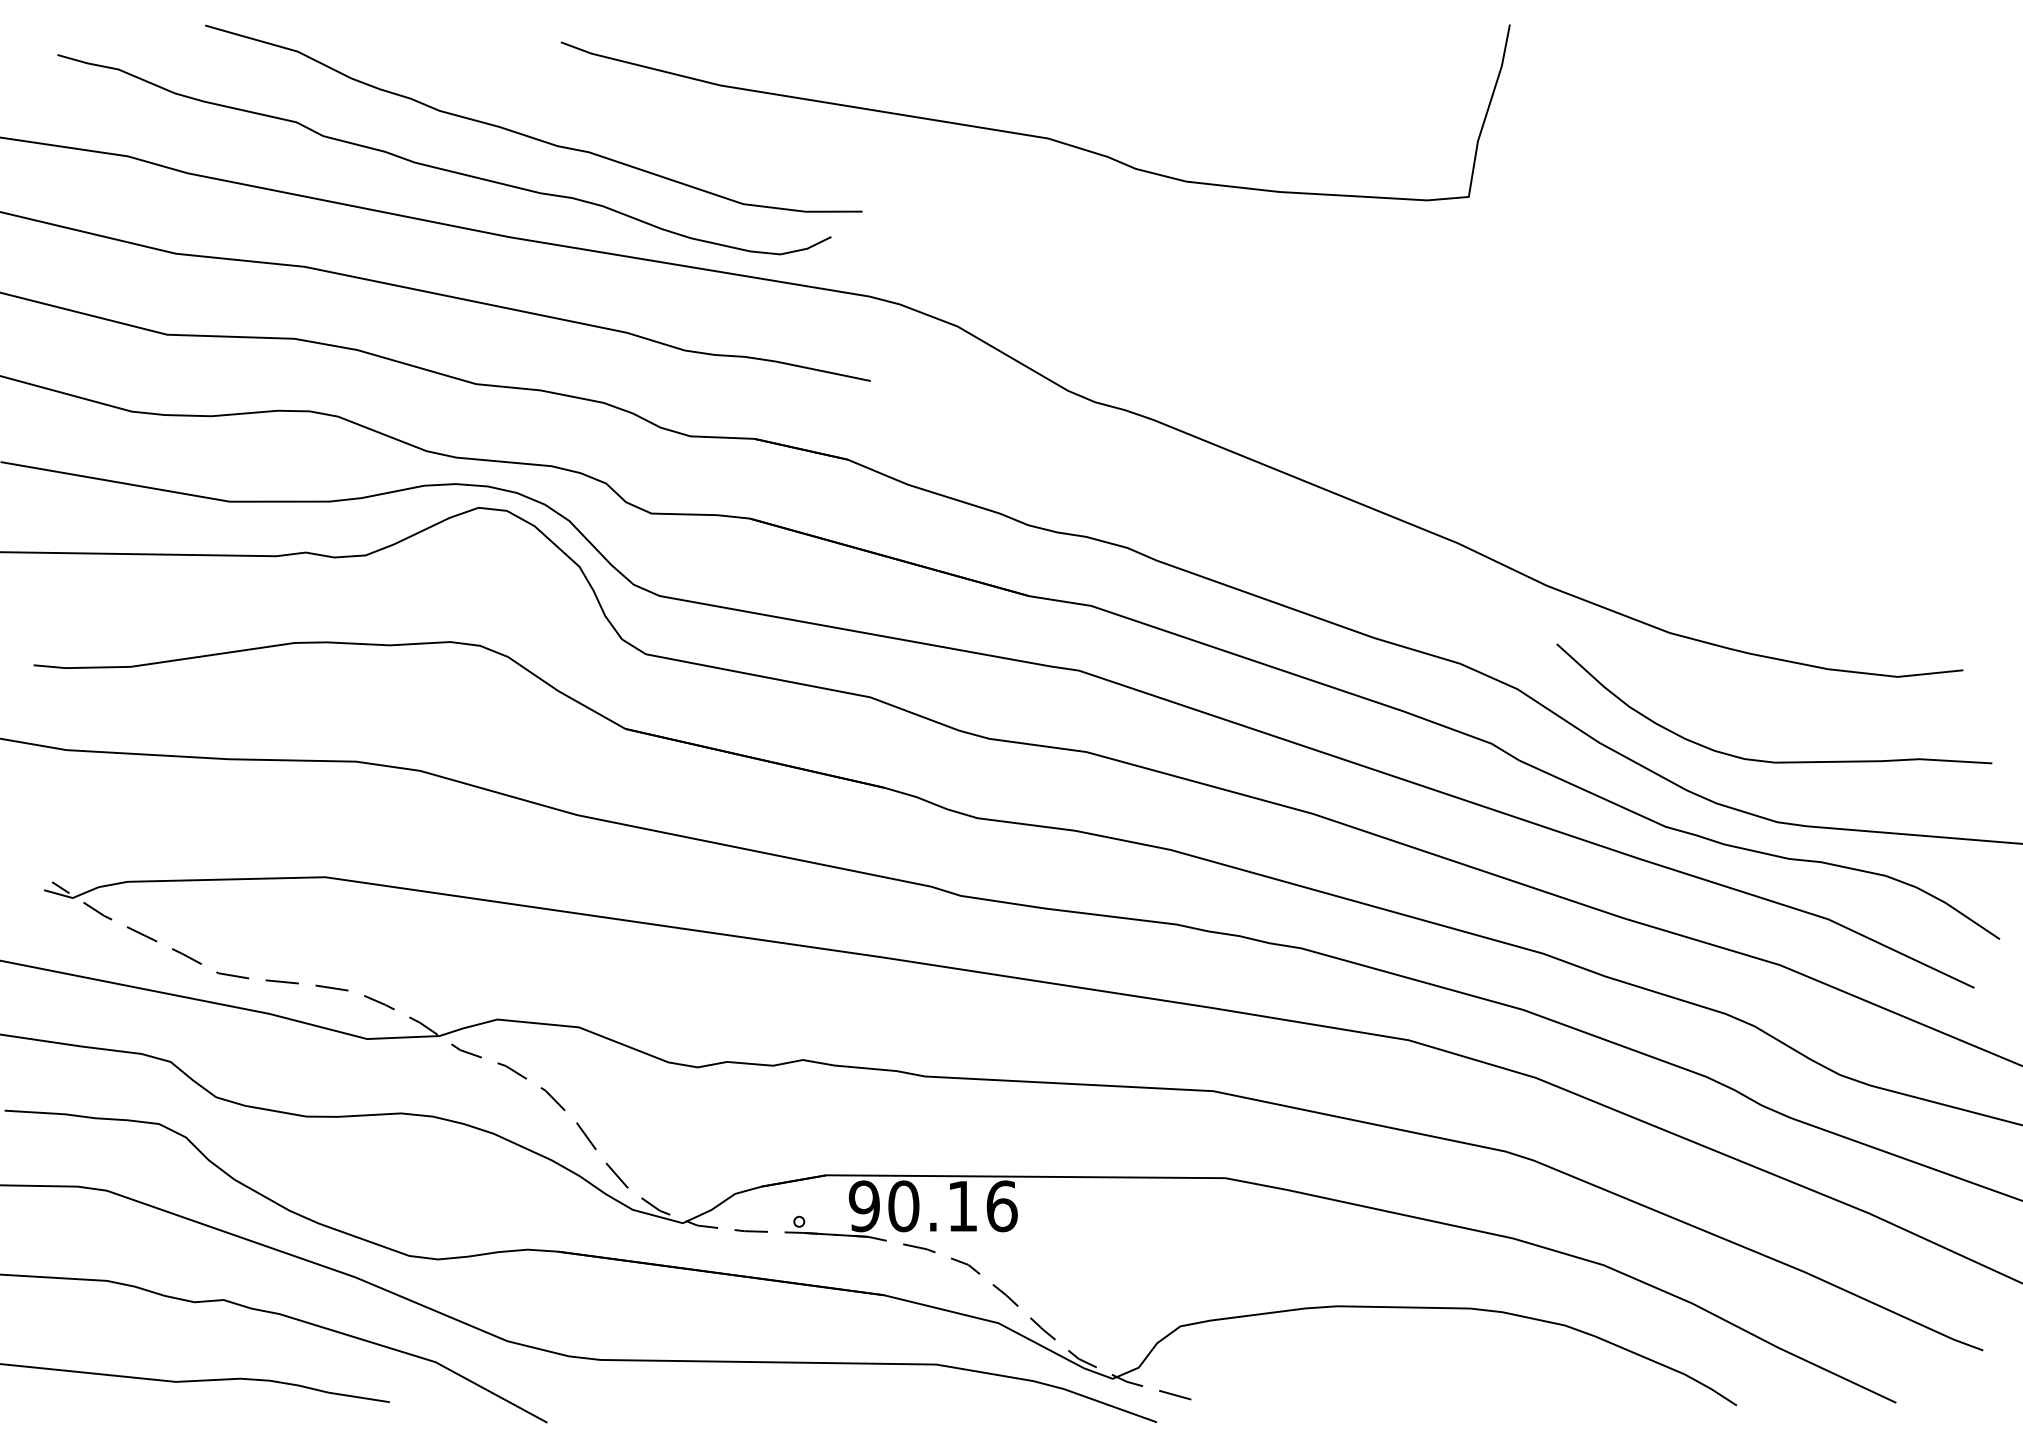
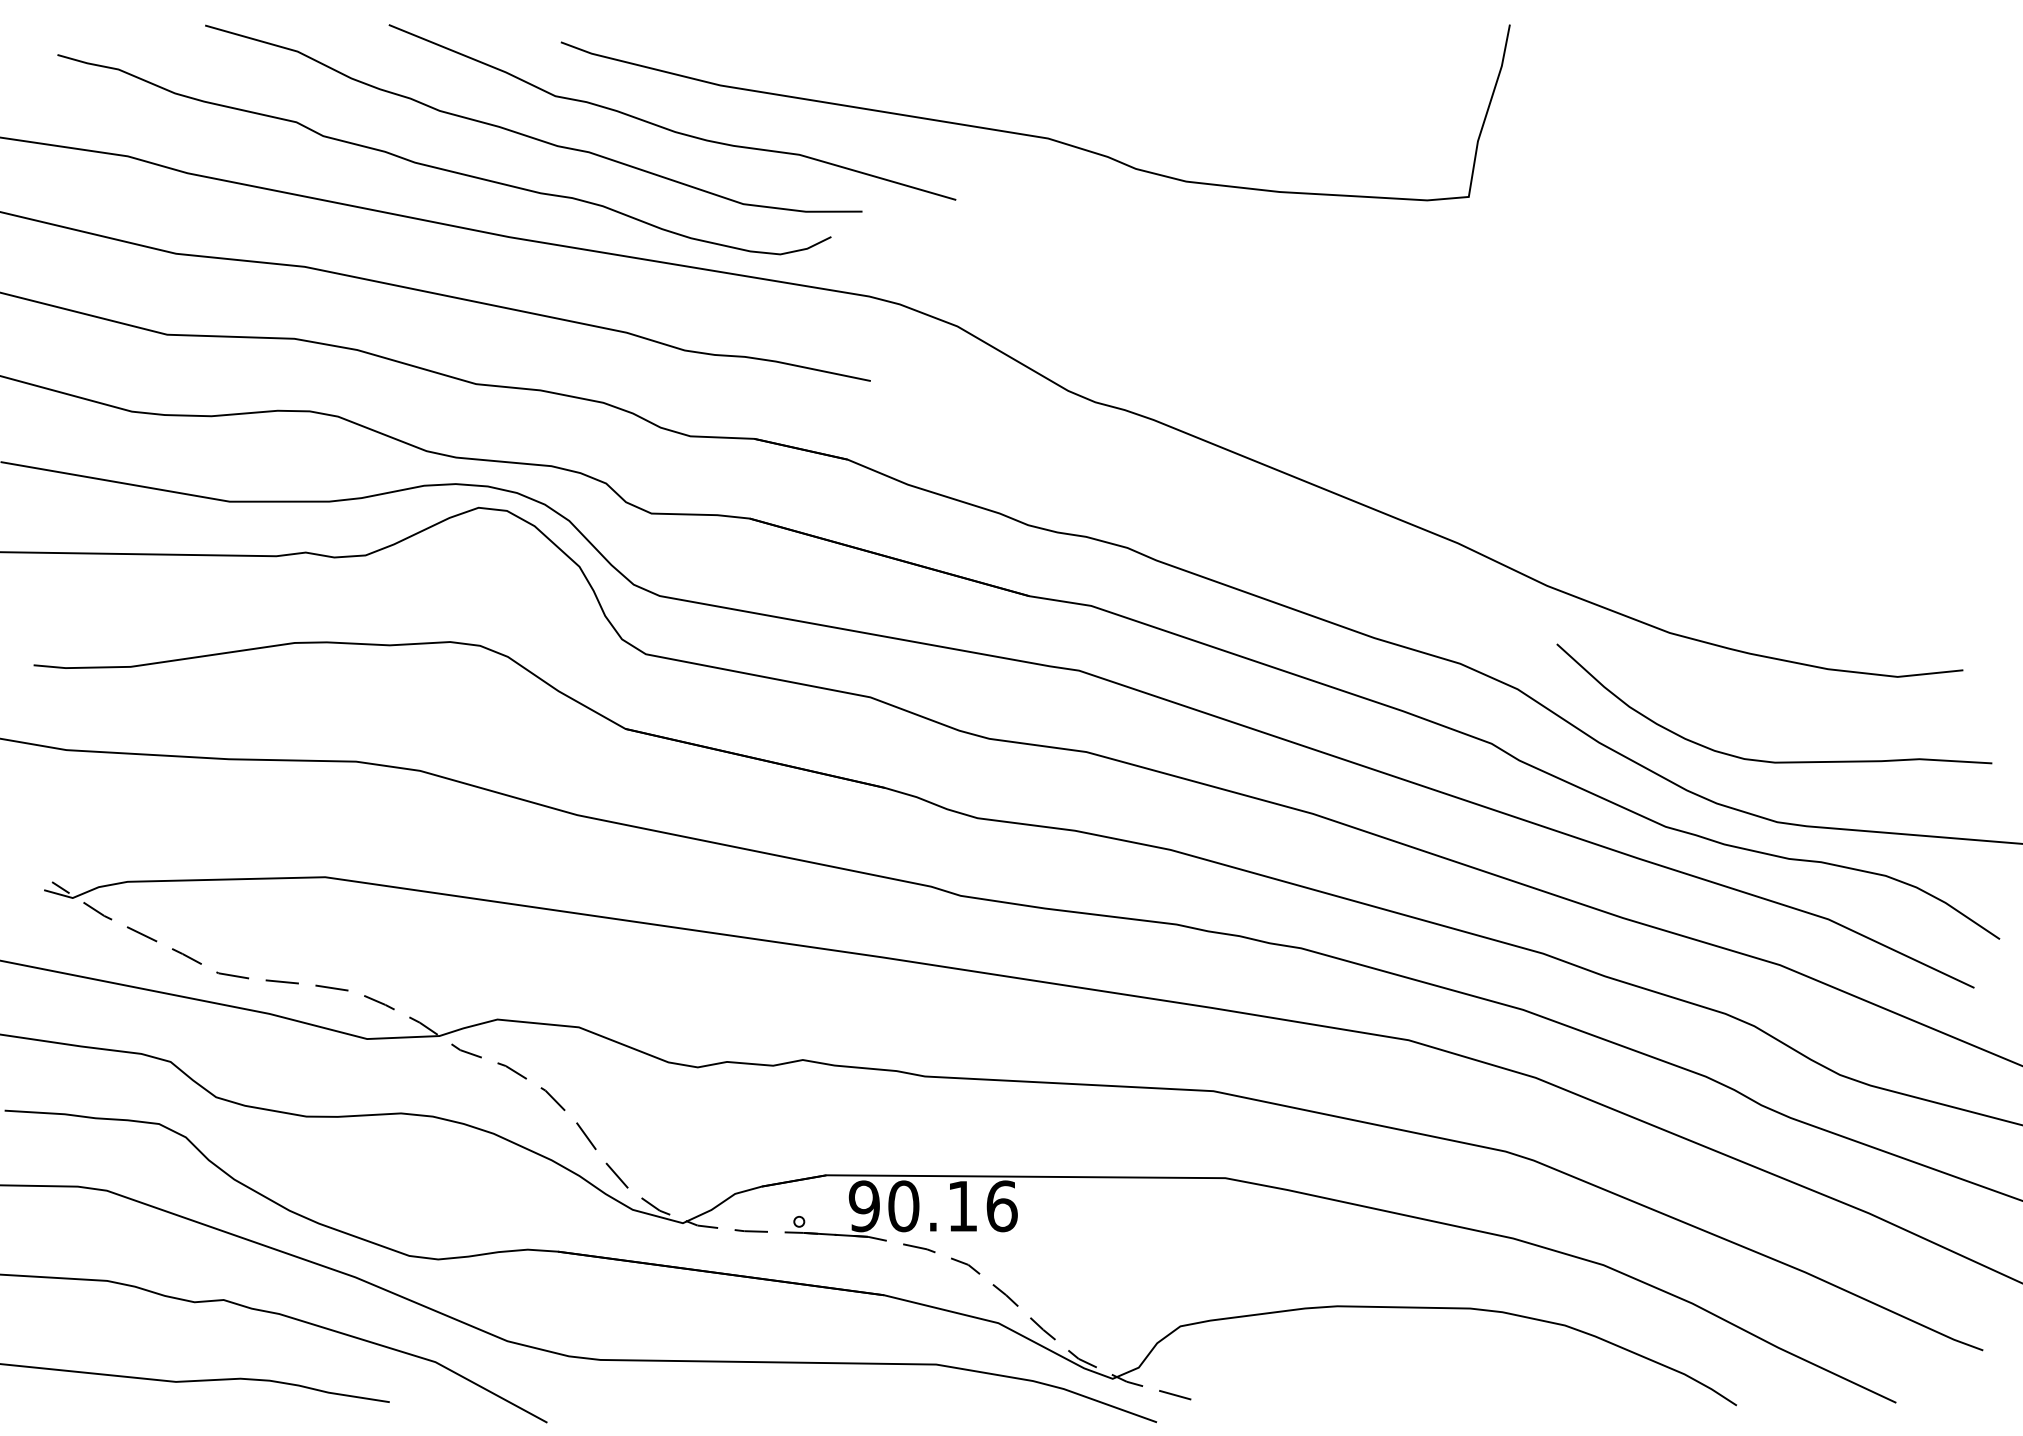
curve: none -> present (666, 127)
